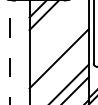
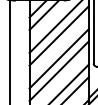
line: none -> present (54, 27)
line: none -> present (58, 35)
line: dashed -> solid (9, 52)
line: none -> present (58, 70)
